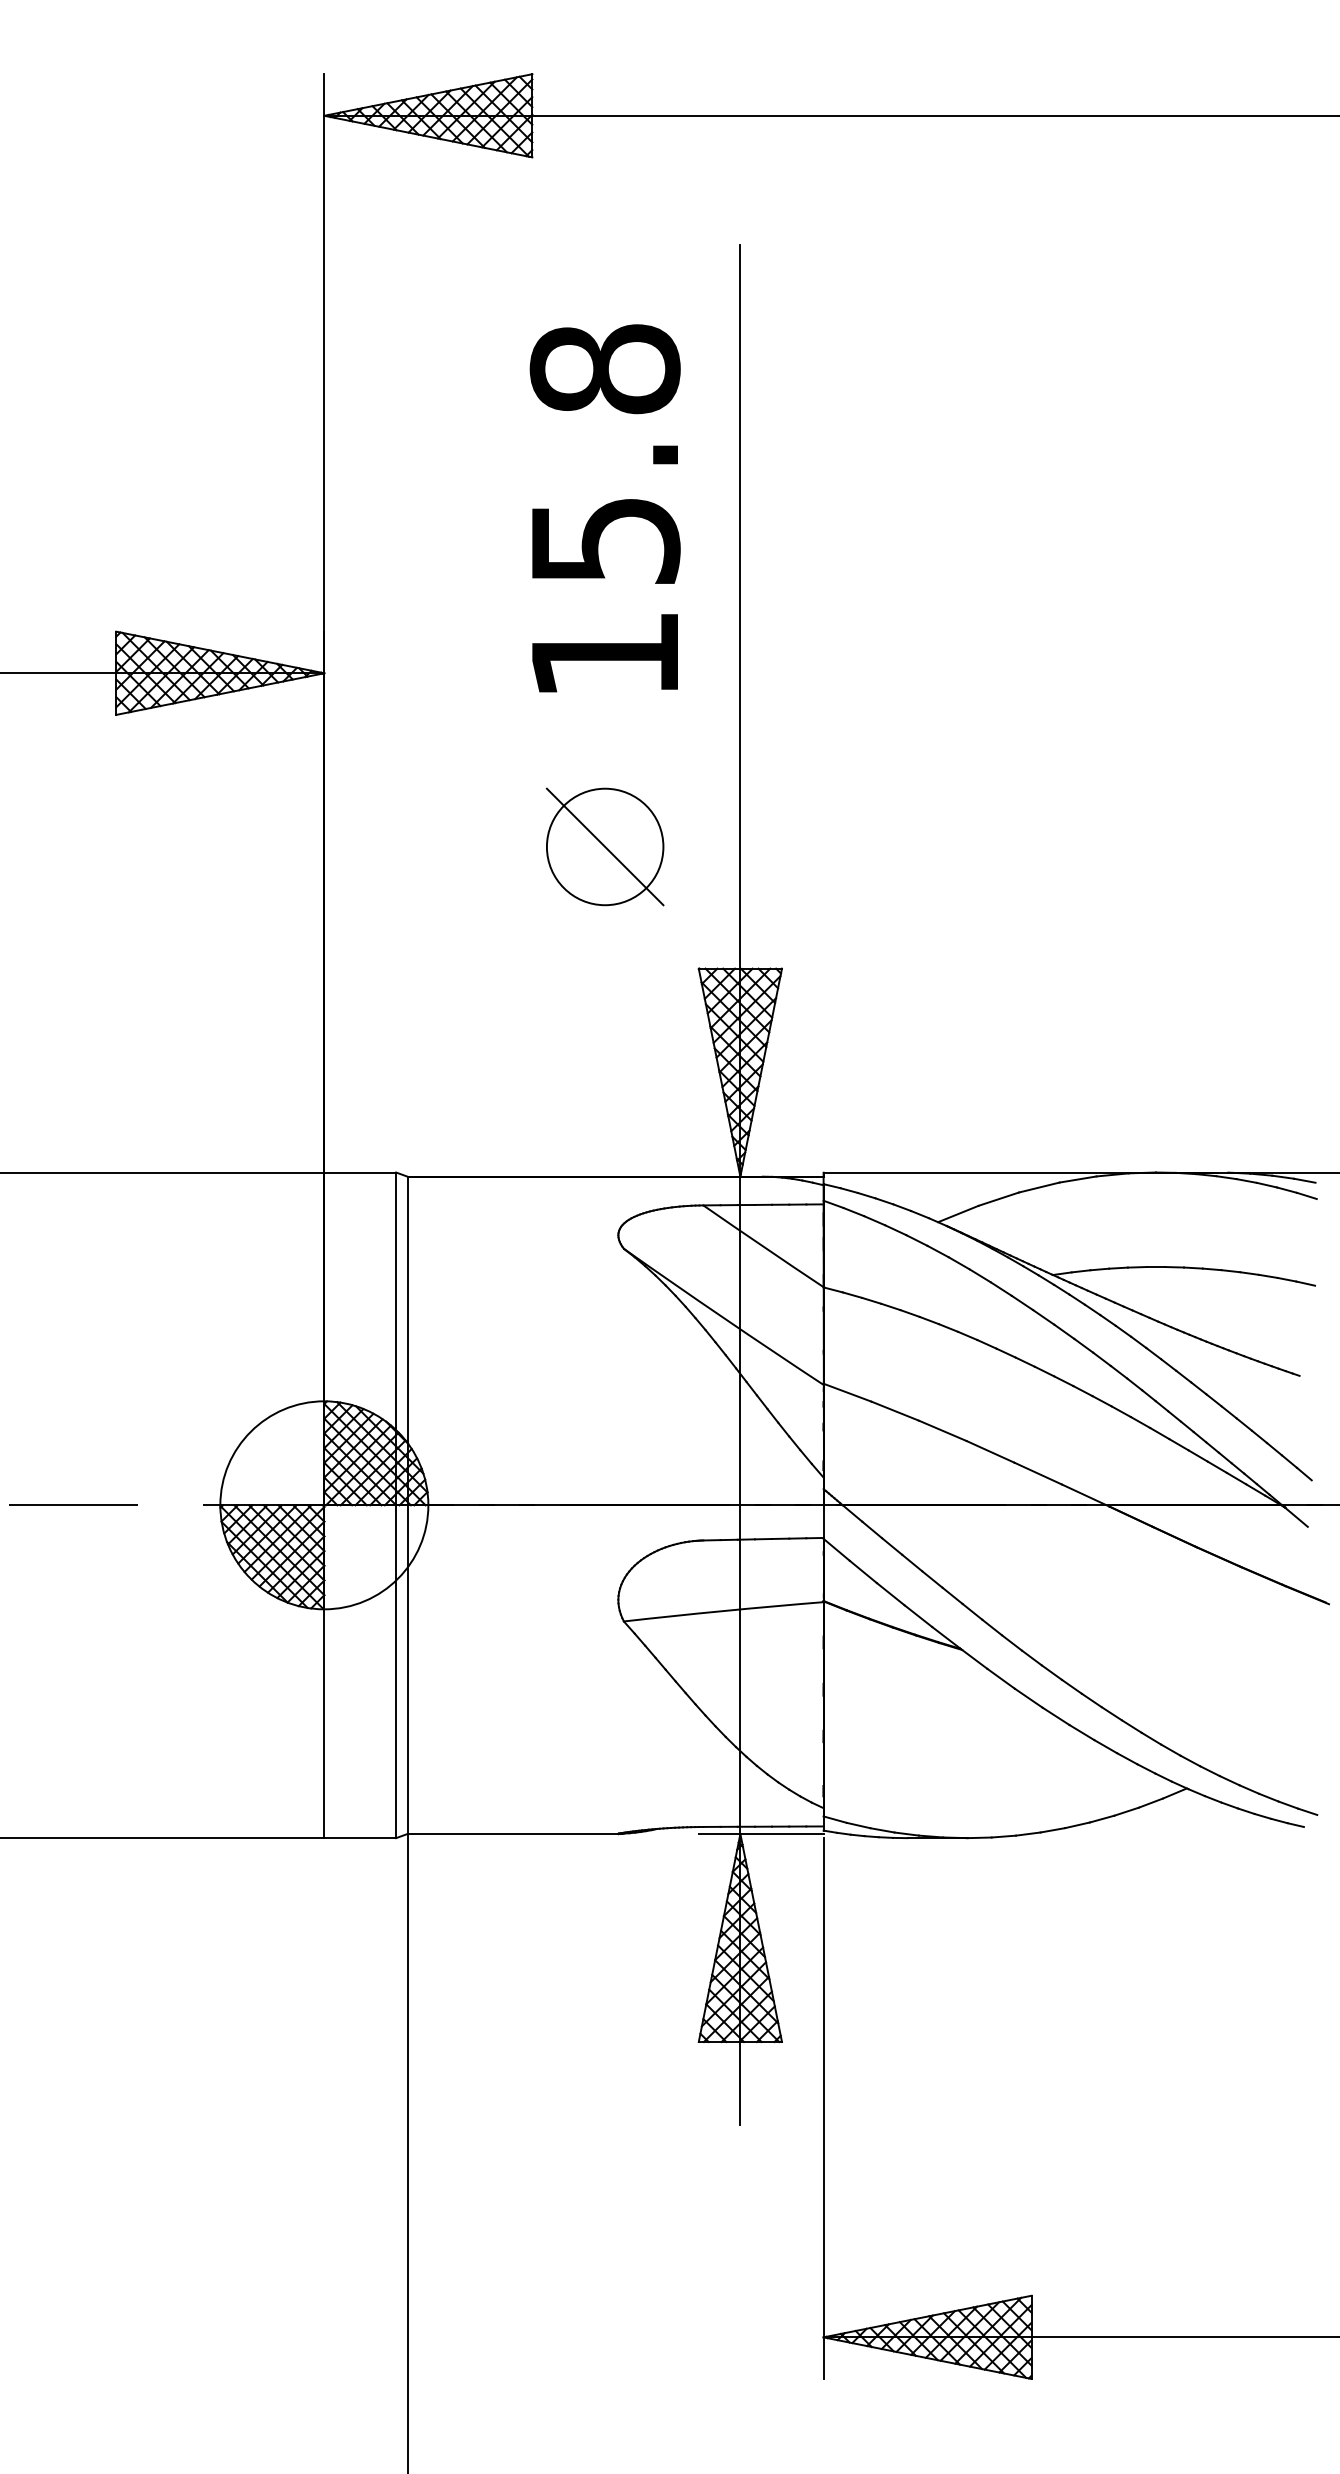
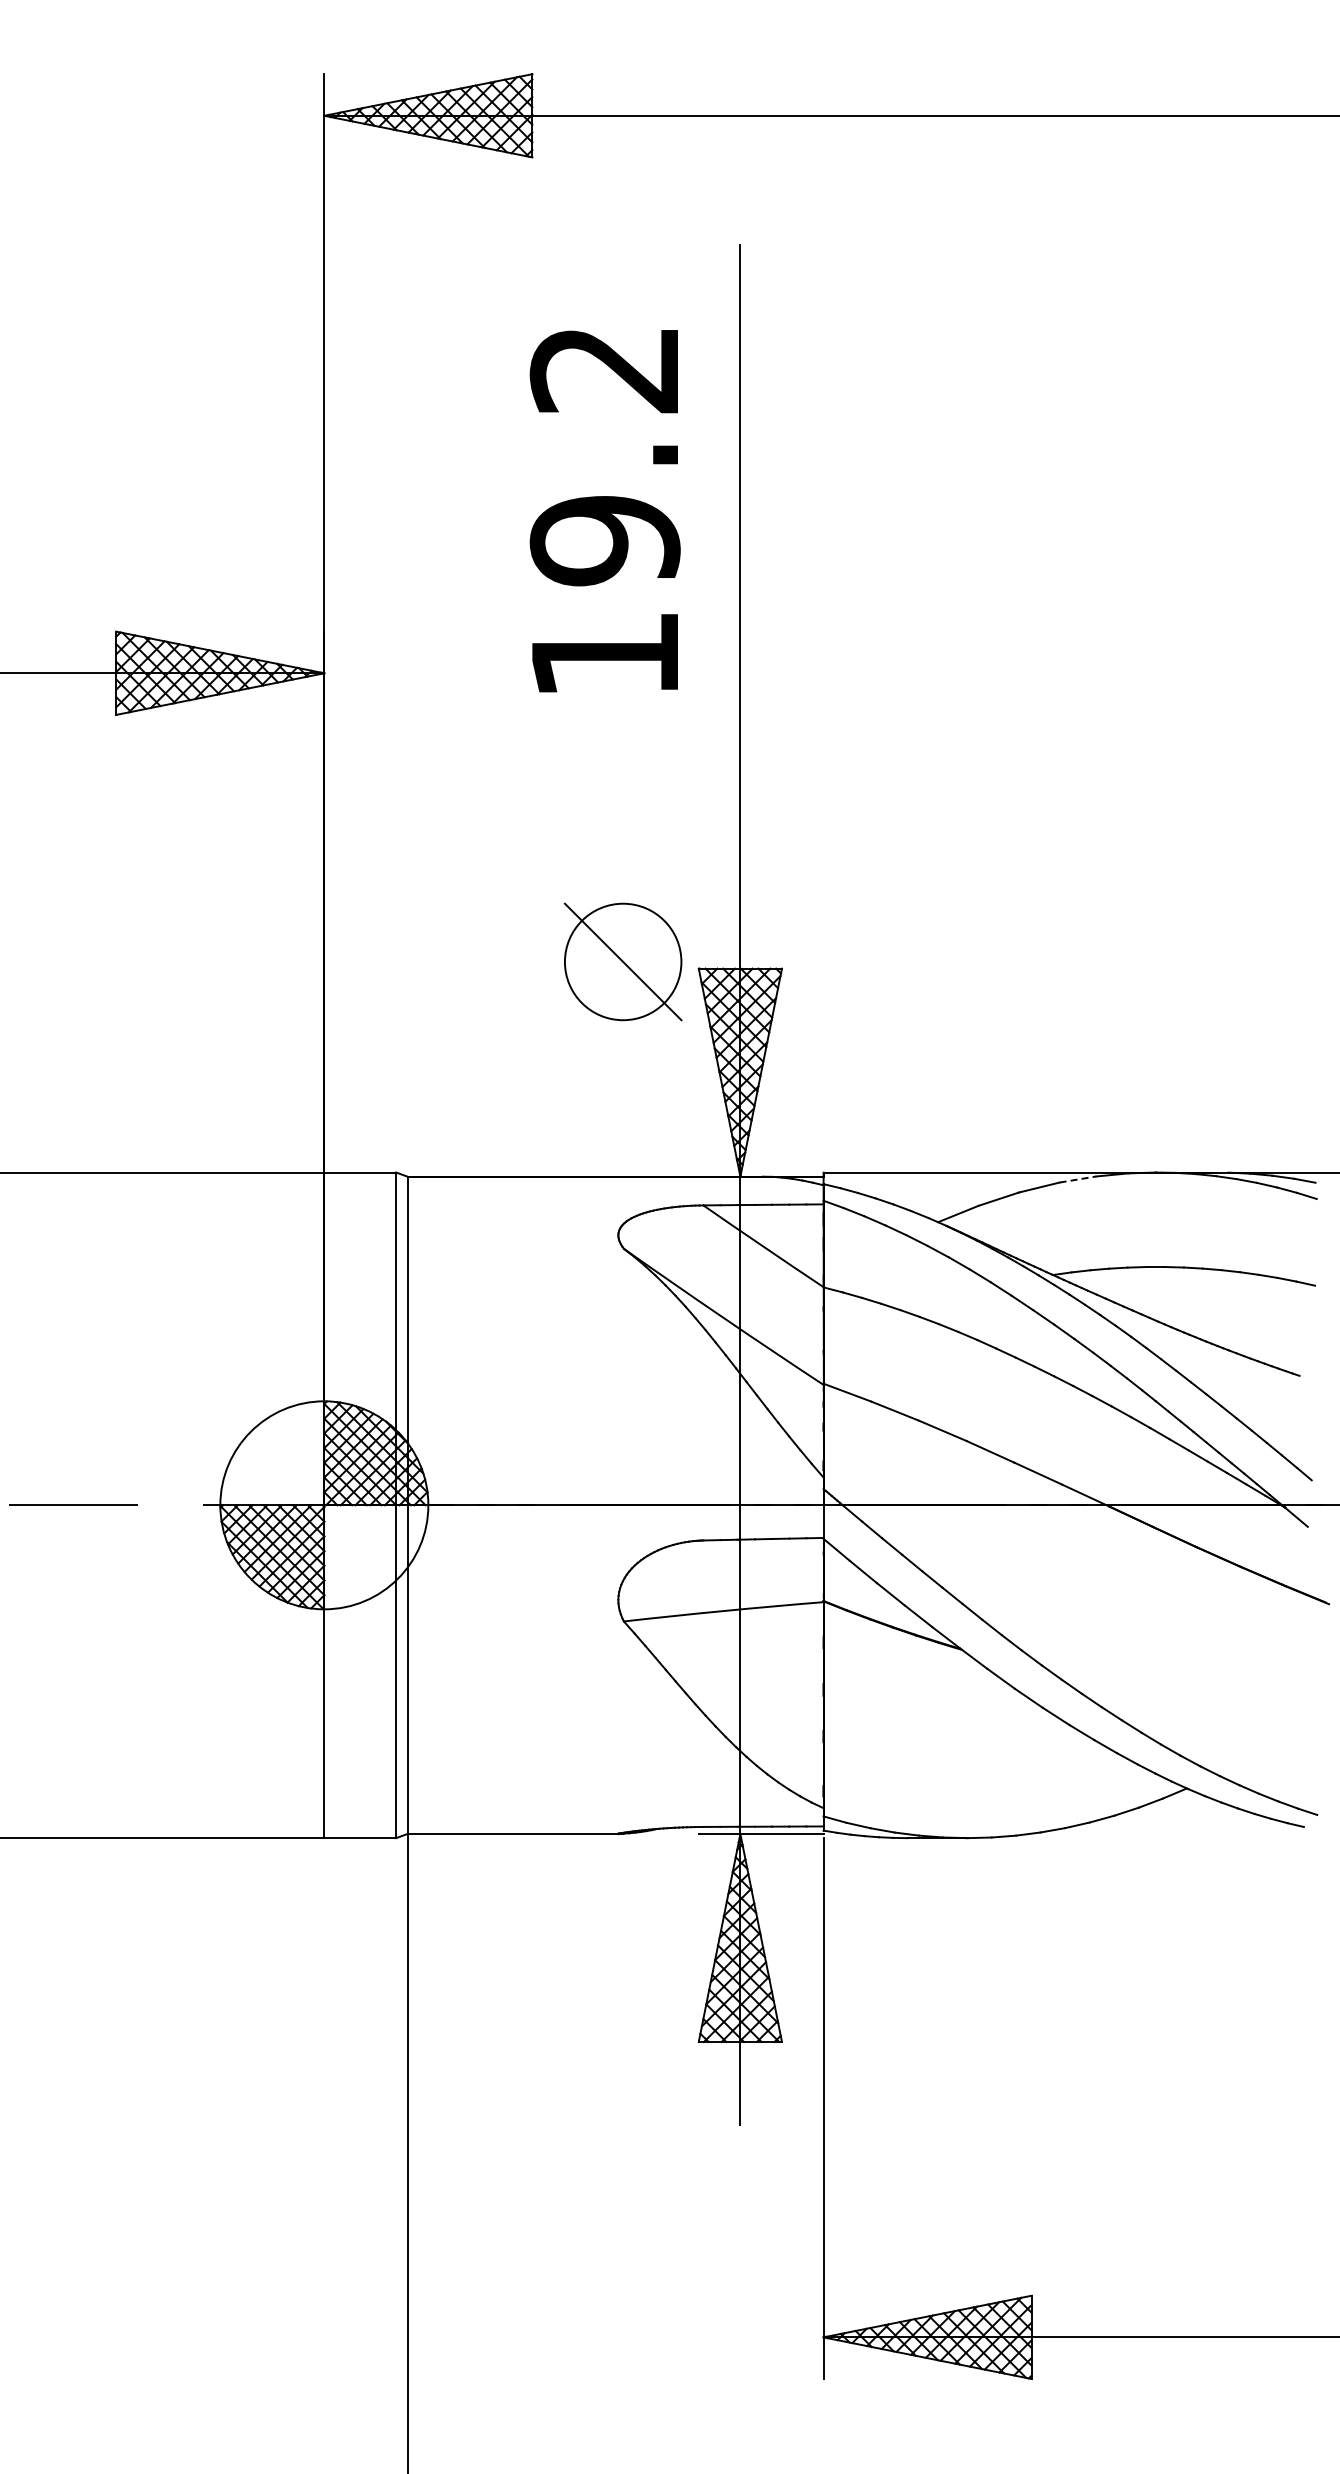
text: 15.8 -> 19.2 (604, 455)
part position: (604, 846) -> (622, 961) (622, 961)
line: solid -> dashed (1078, 1179)
